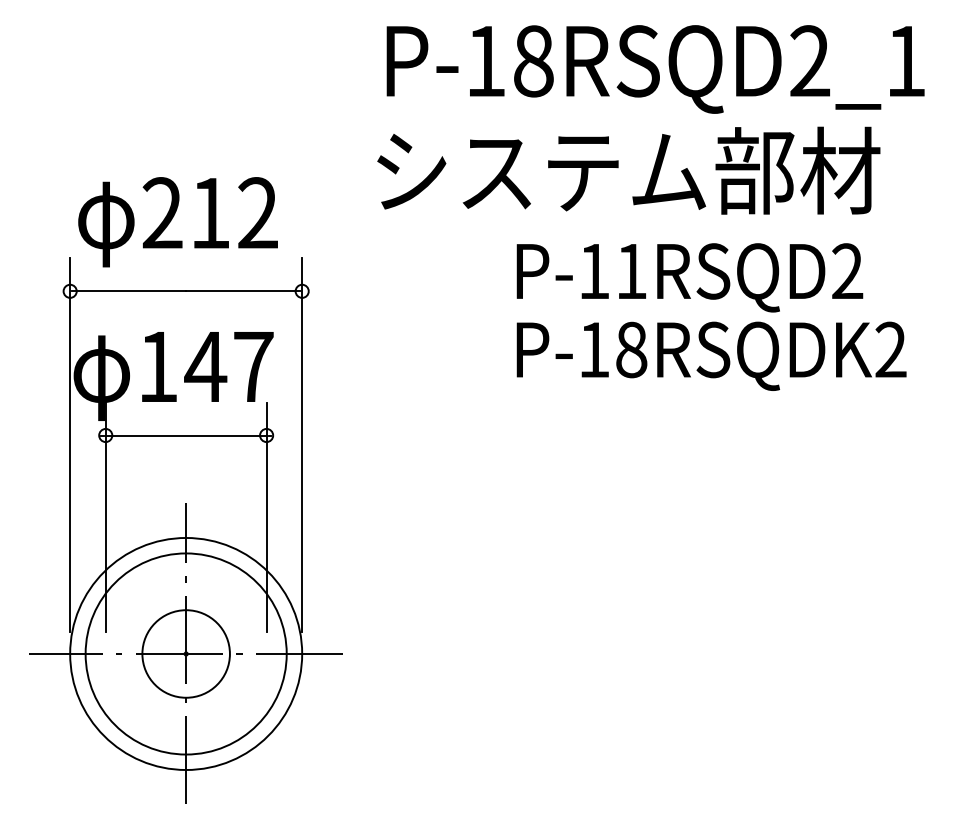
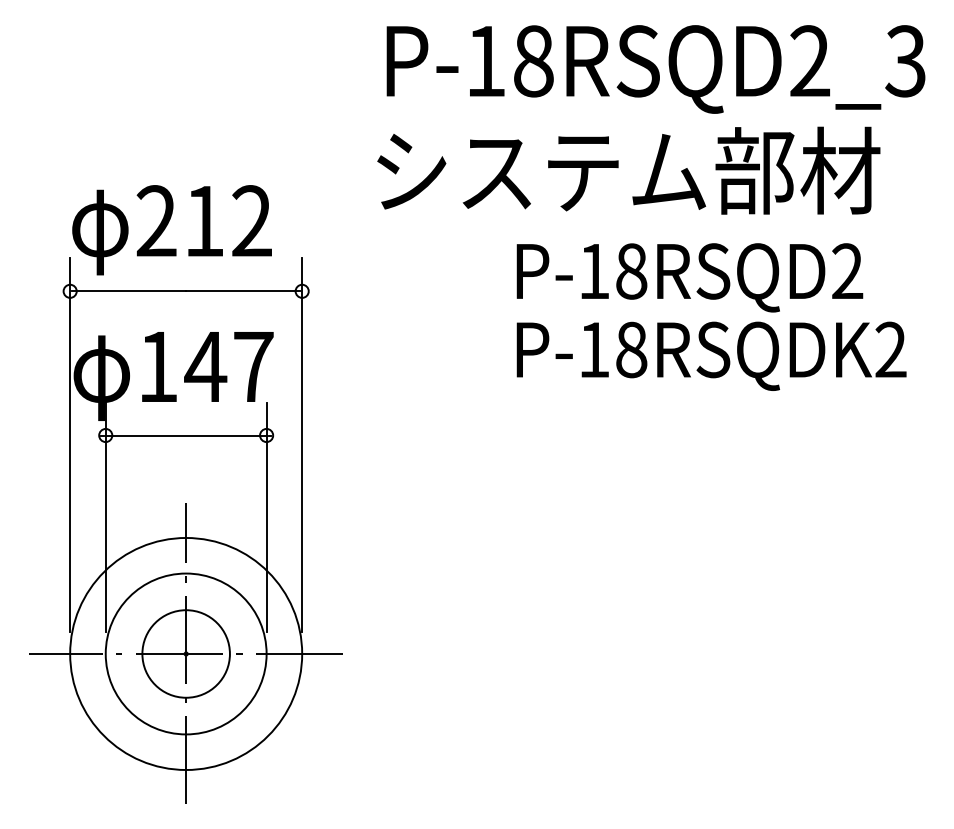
text: P-18RSQD2_1 -> P-18RSQD2_3 (905, 61)
text position: (177, 222) -> (171, 230) (171, 230)
text: P-11RSQD2 -> P-18RSQD2 (631, 271)
circle diameter: 201 px -> 161 px (185, 653)
